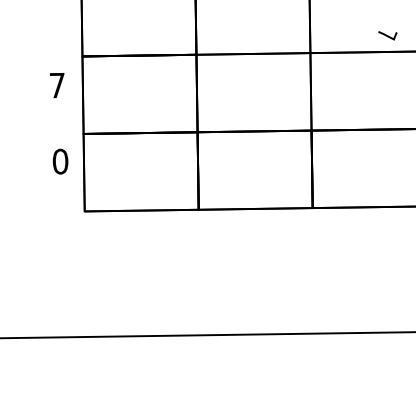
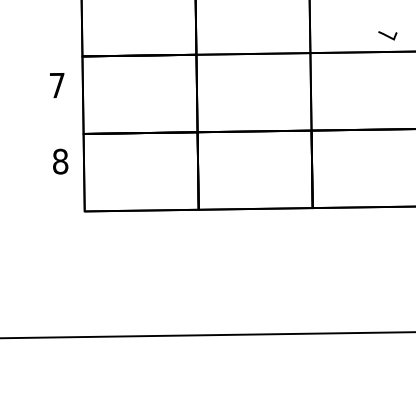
text: 0 -> 8 (60, 161)
